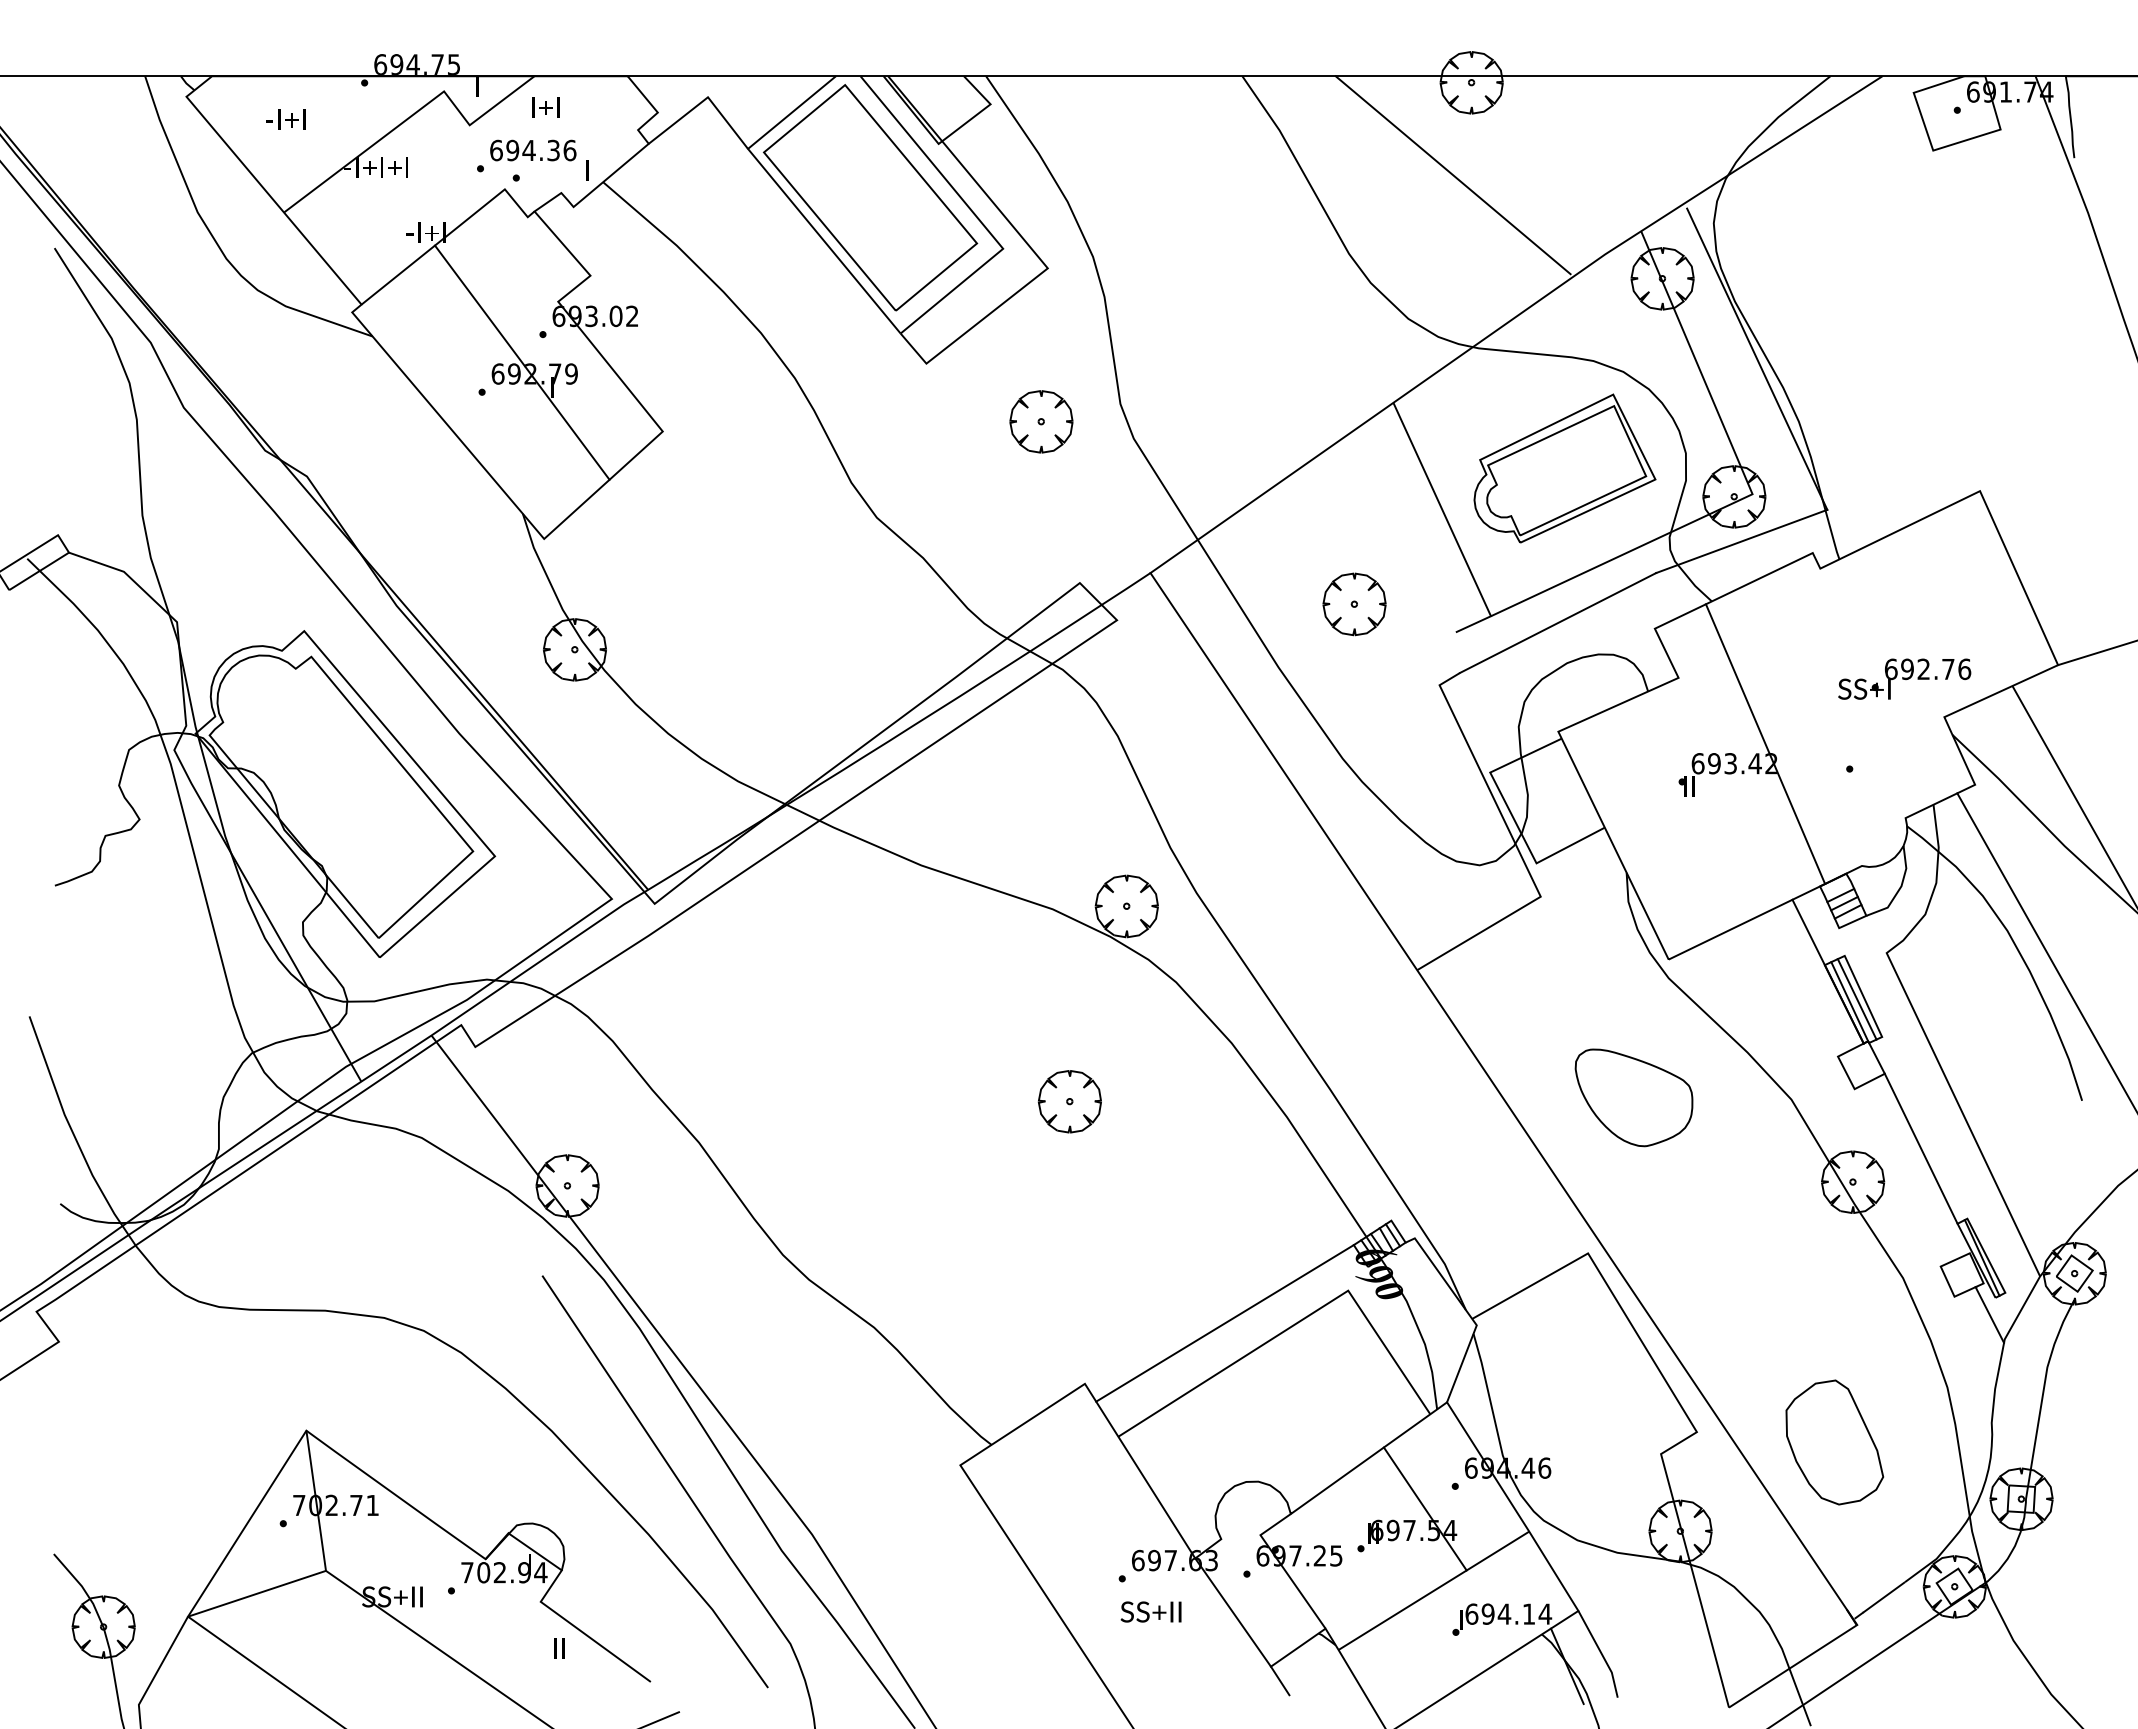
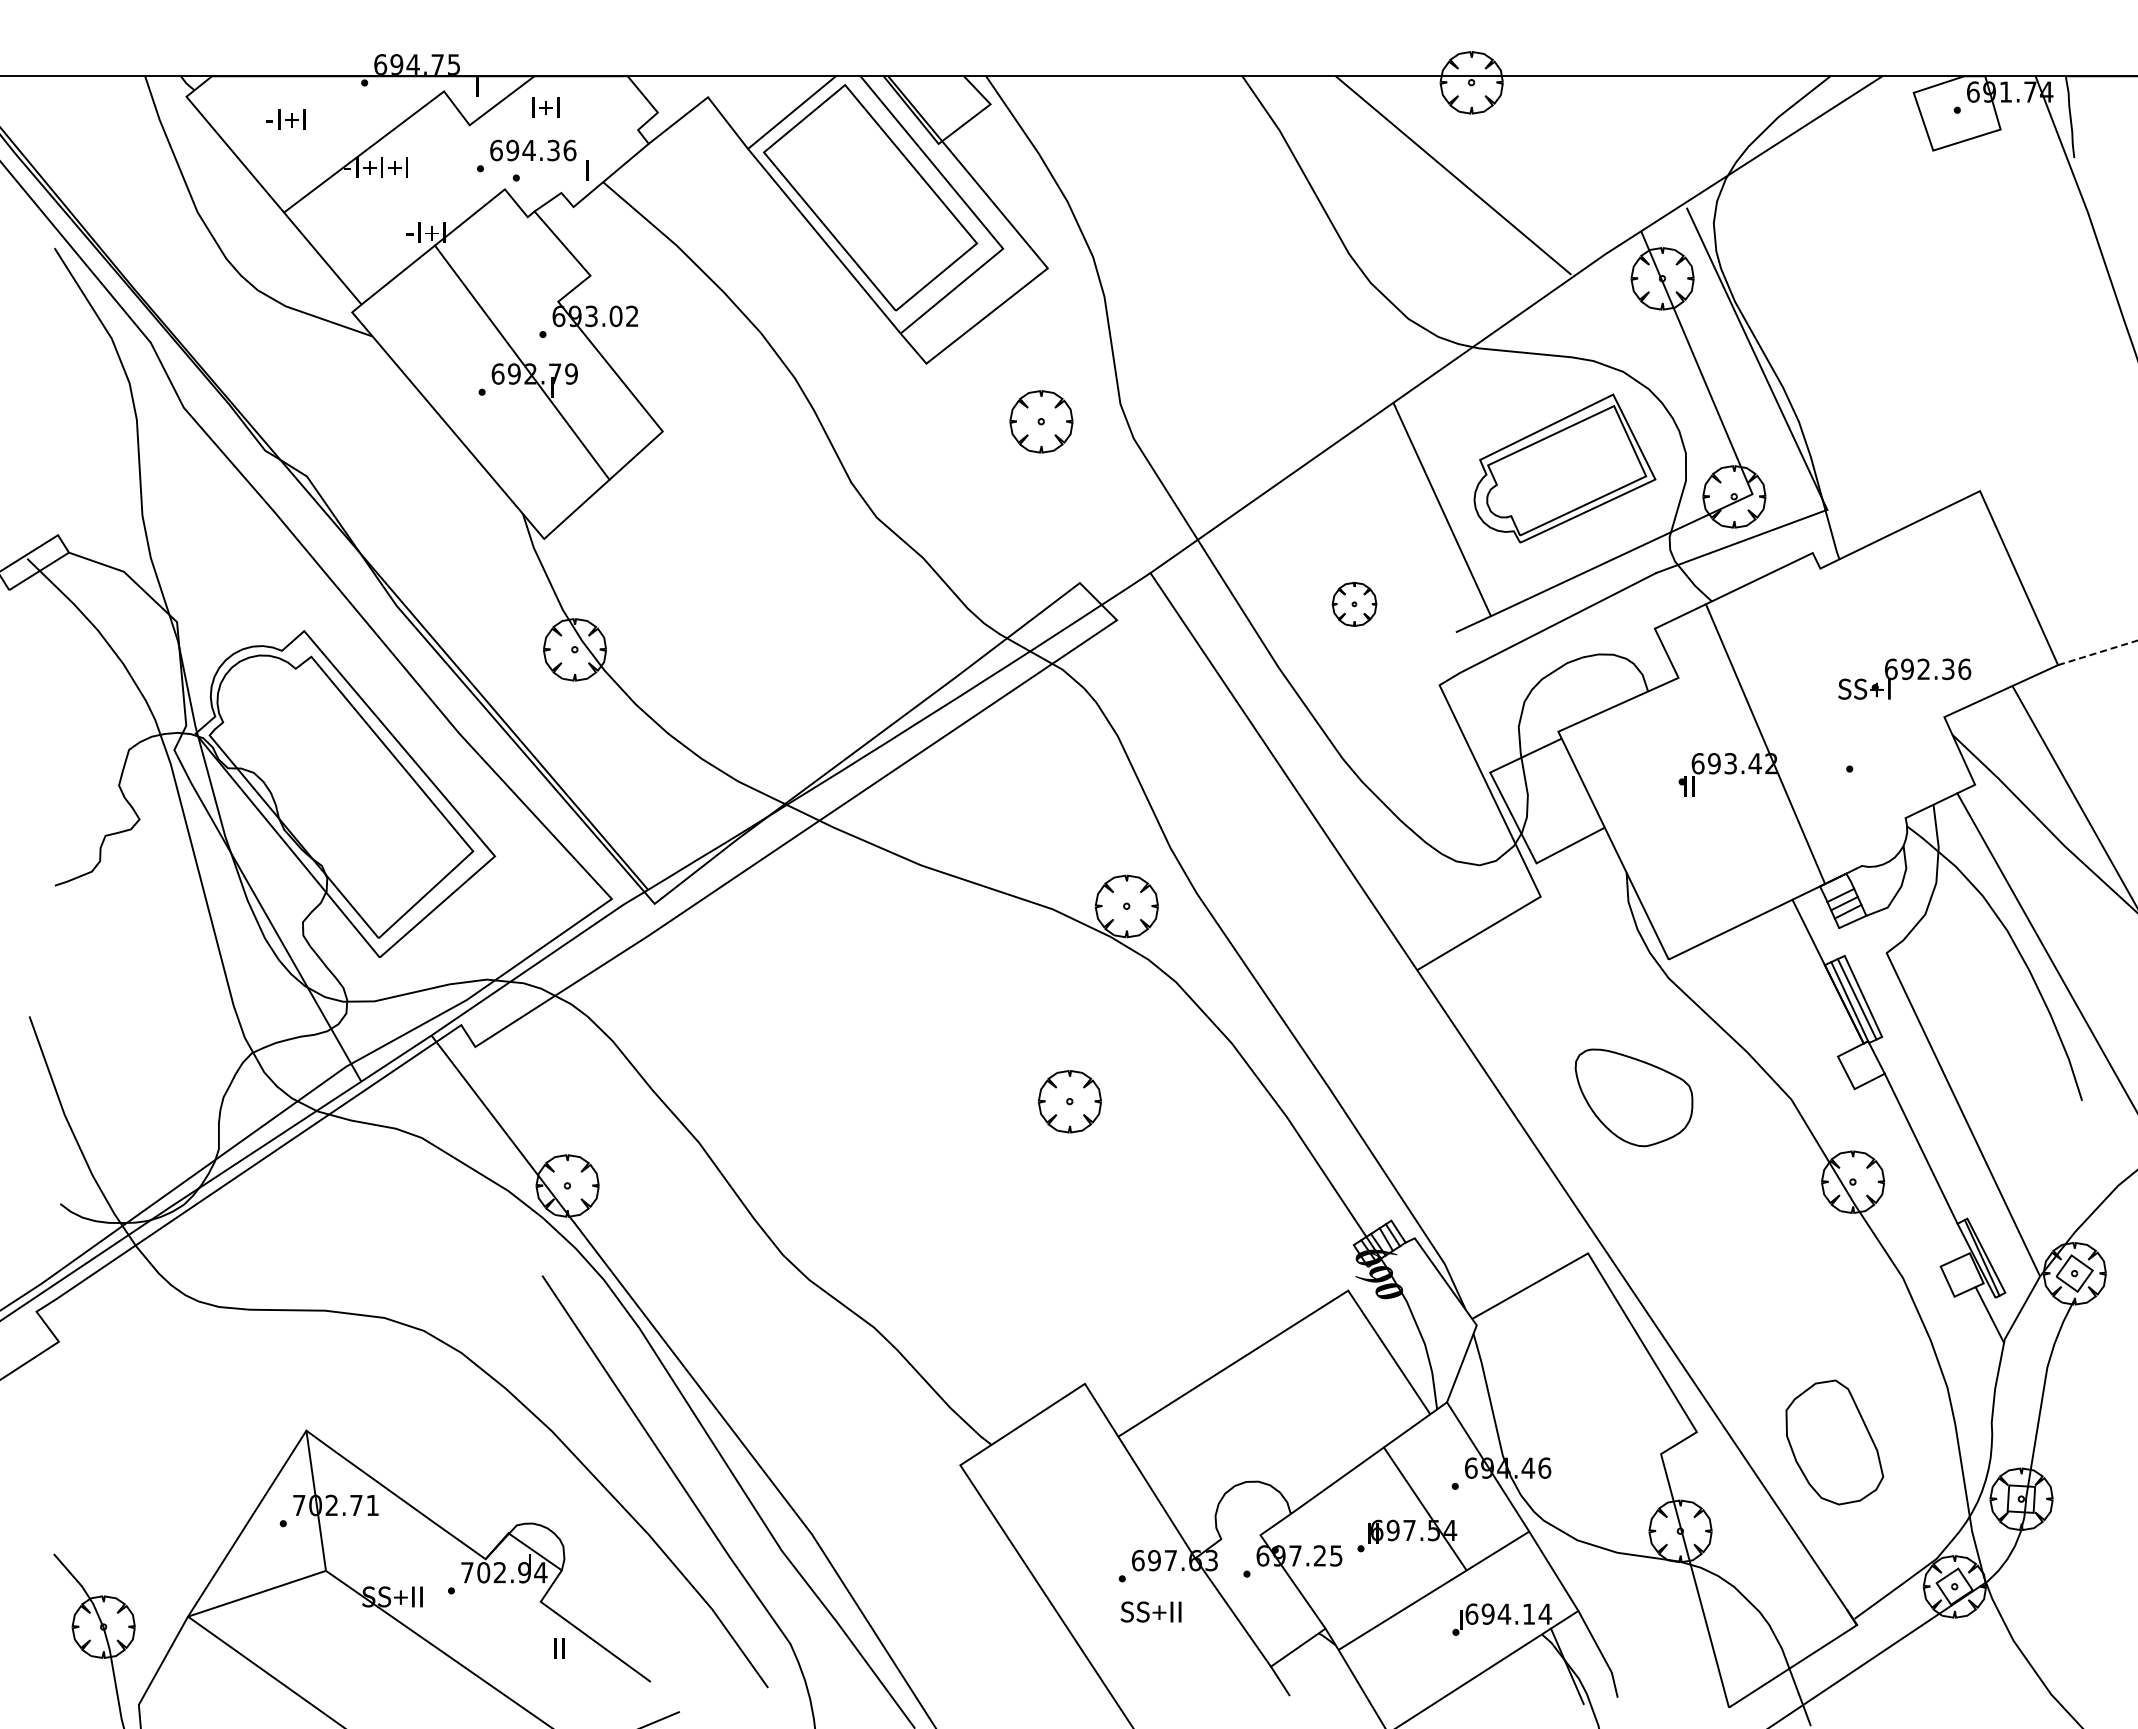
part size: 65x65 px -> 47x45 px (1354, 604)
line: solid -> dashed (2098, 652)
text: 692.76 -> 692.36 (1948, 669)
line: present -> none (1224, 1323)
